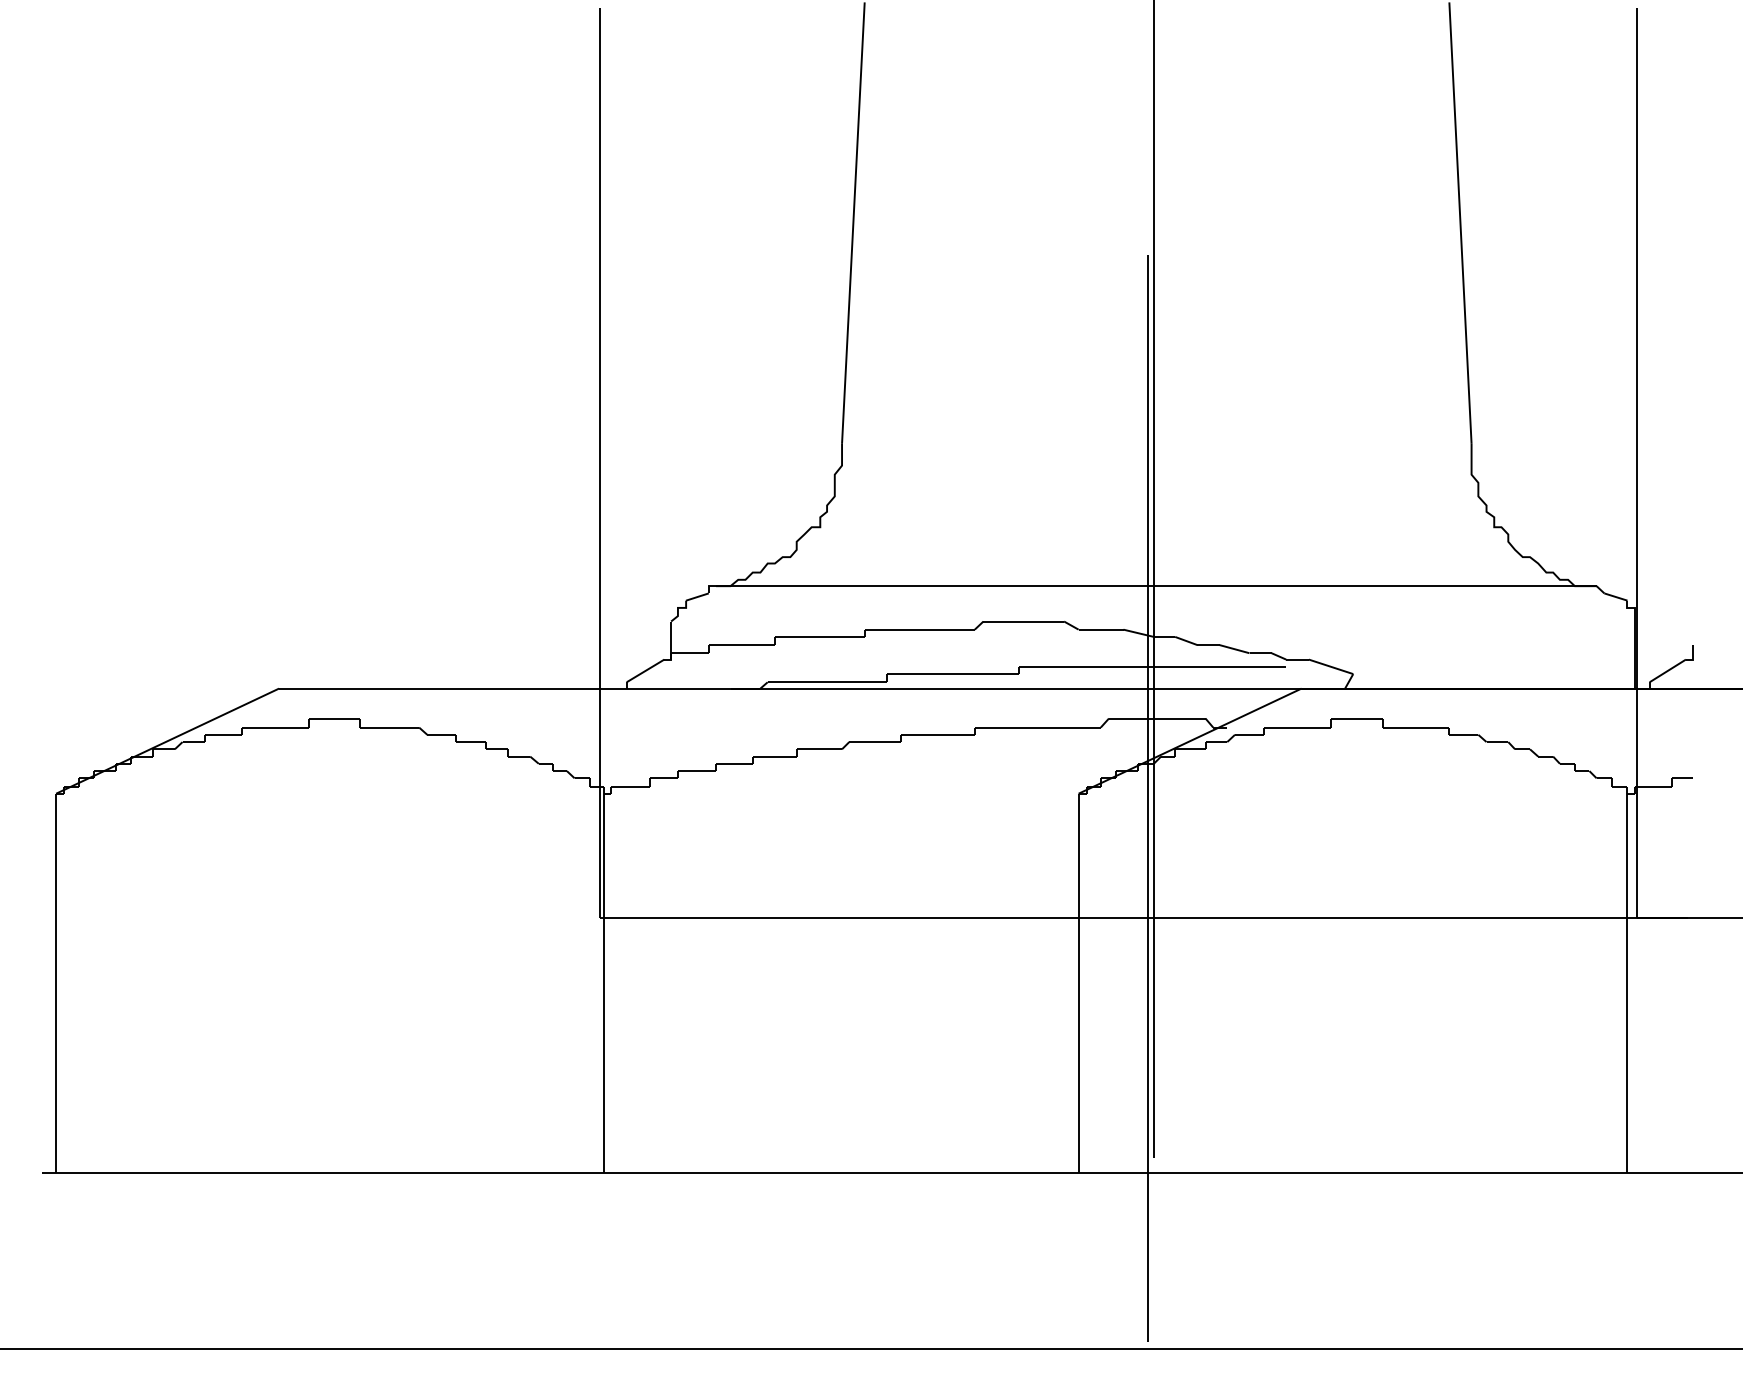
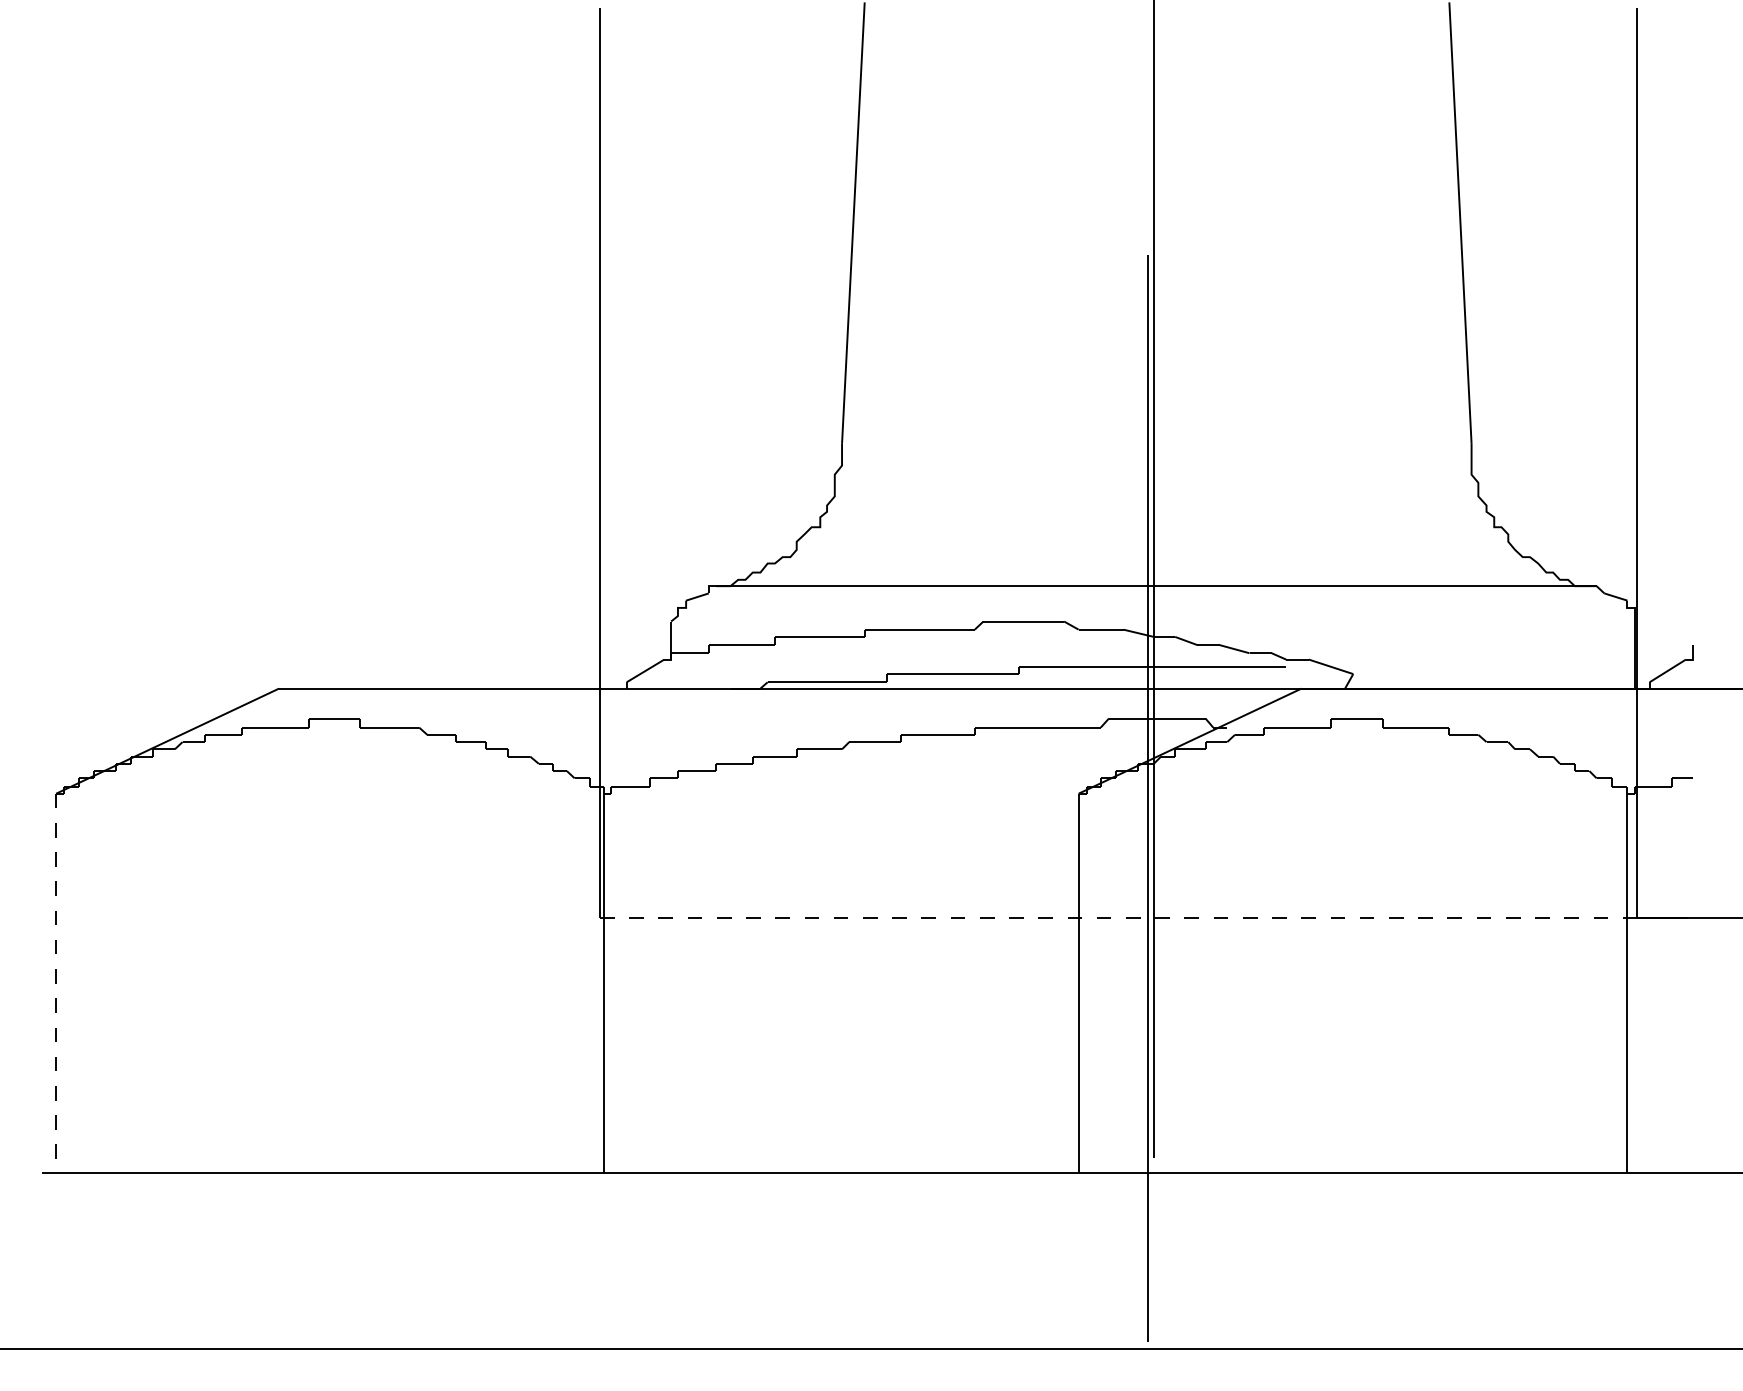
line: solid -> dashed (1119, 917)
line: solid -> dashed (56, 983)
